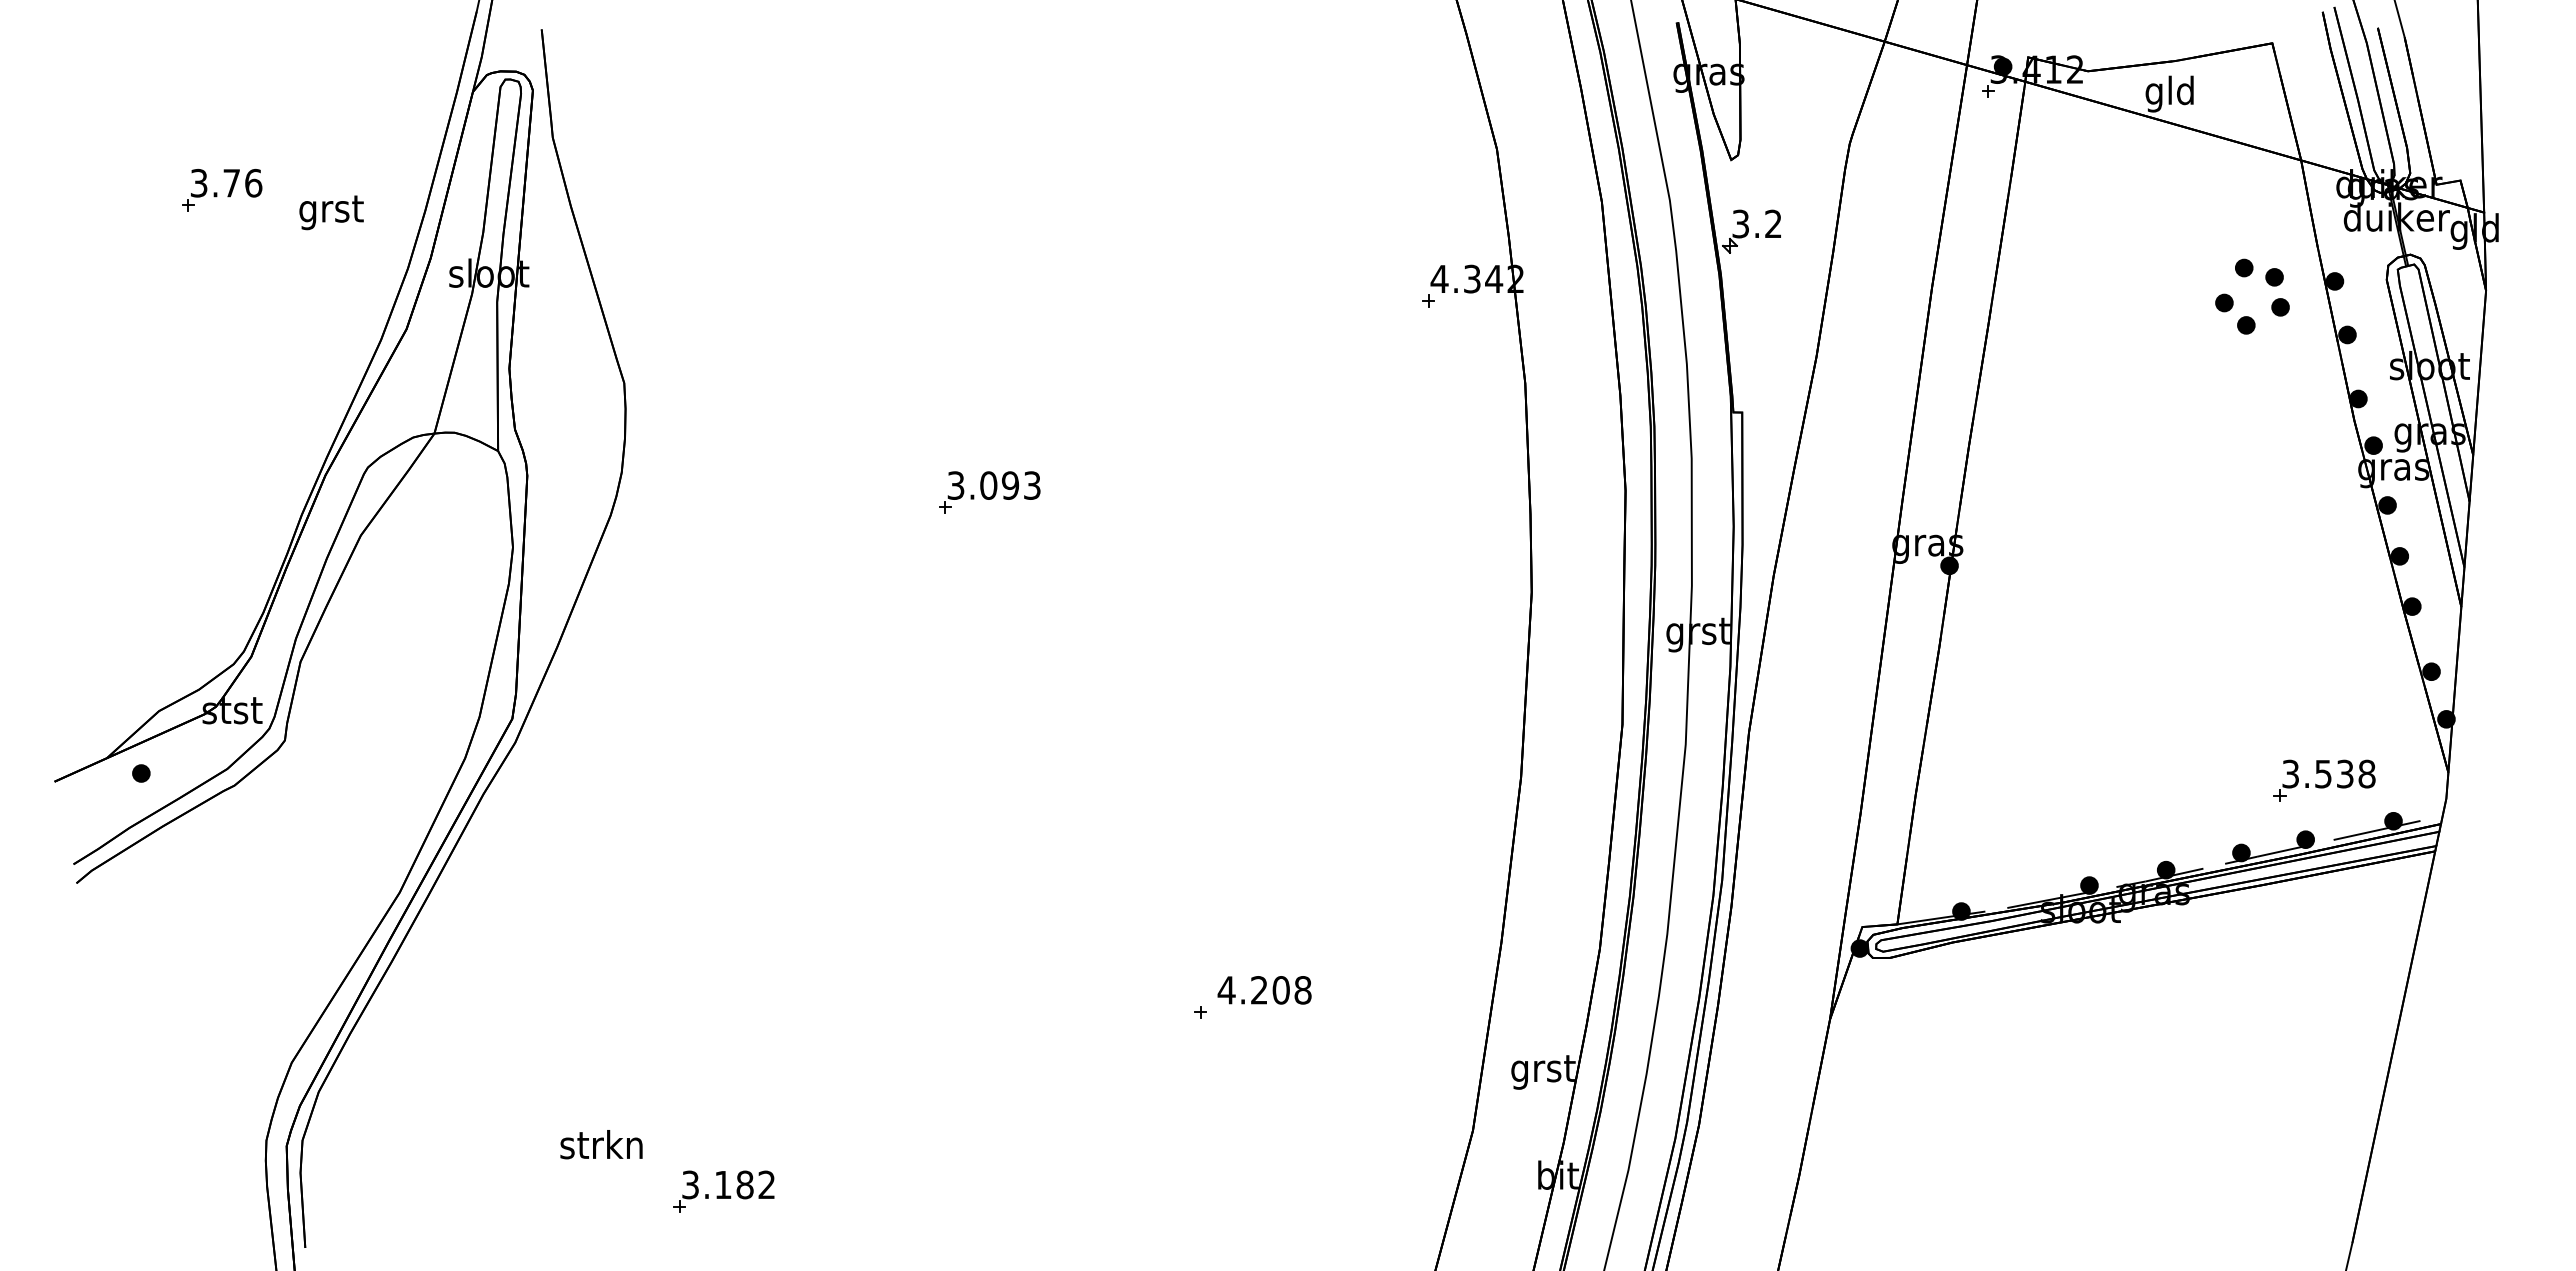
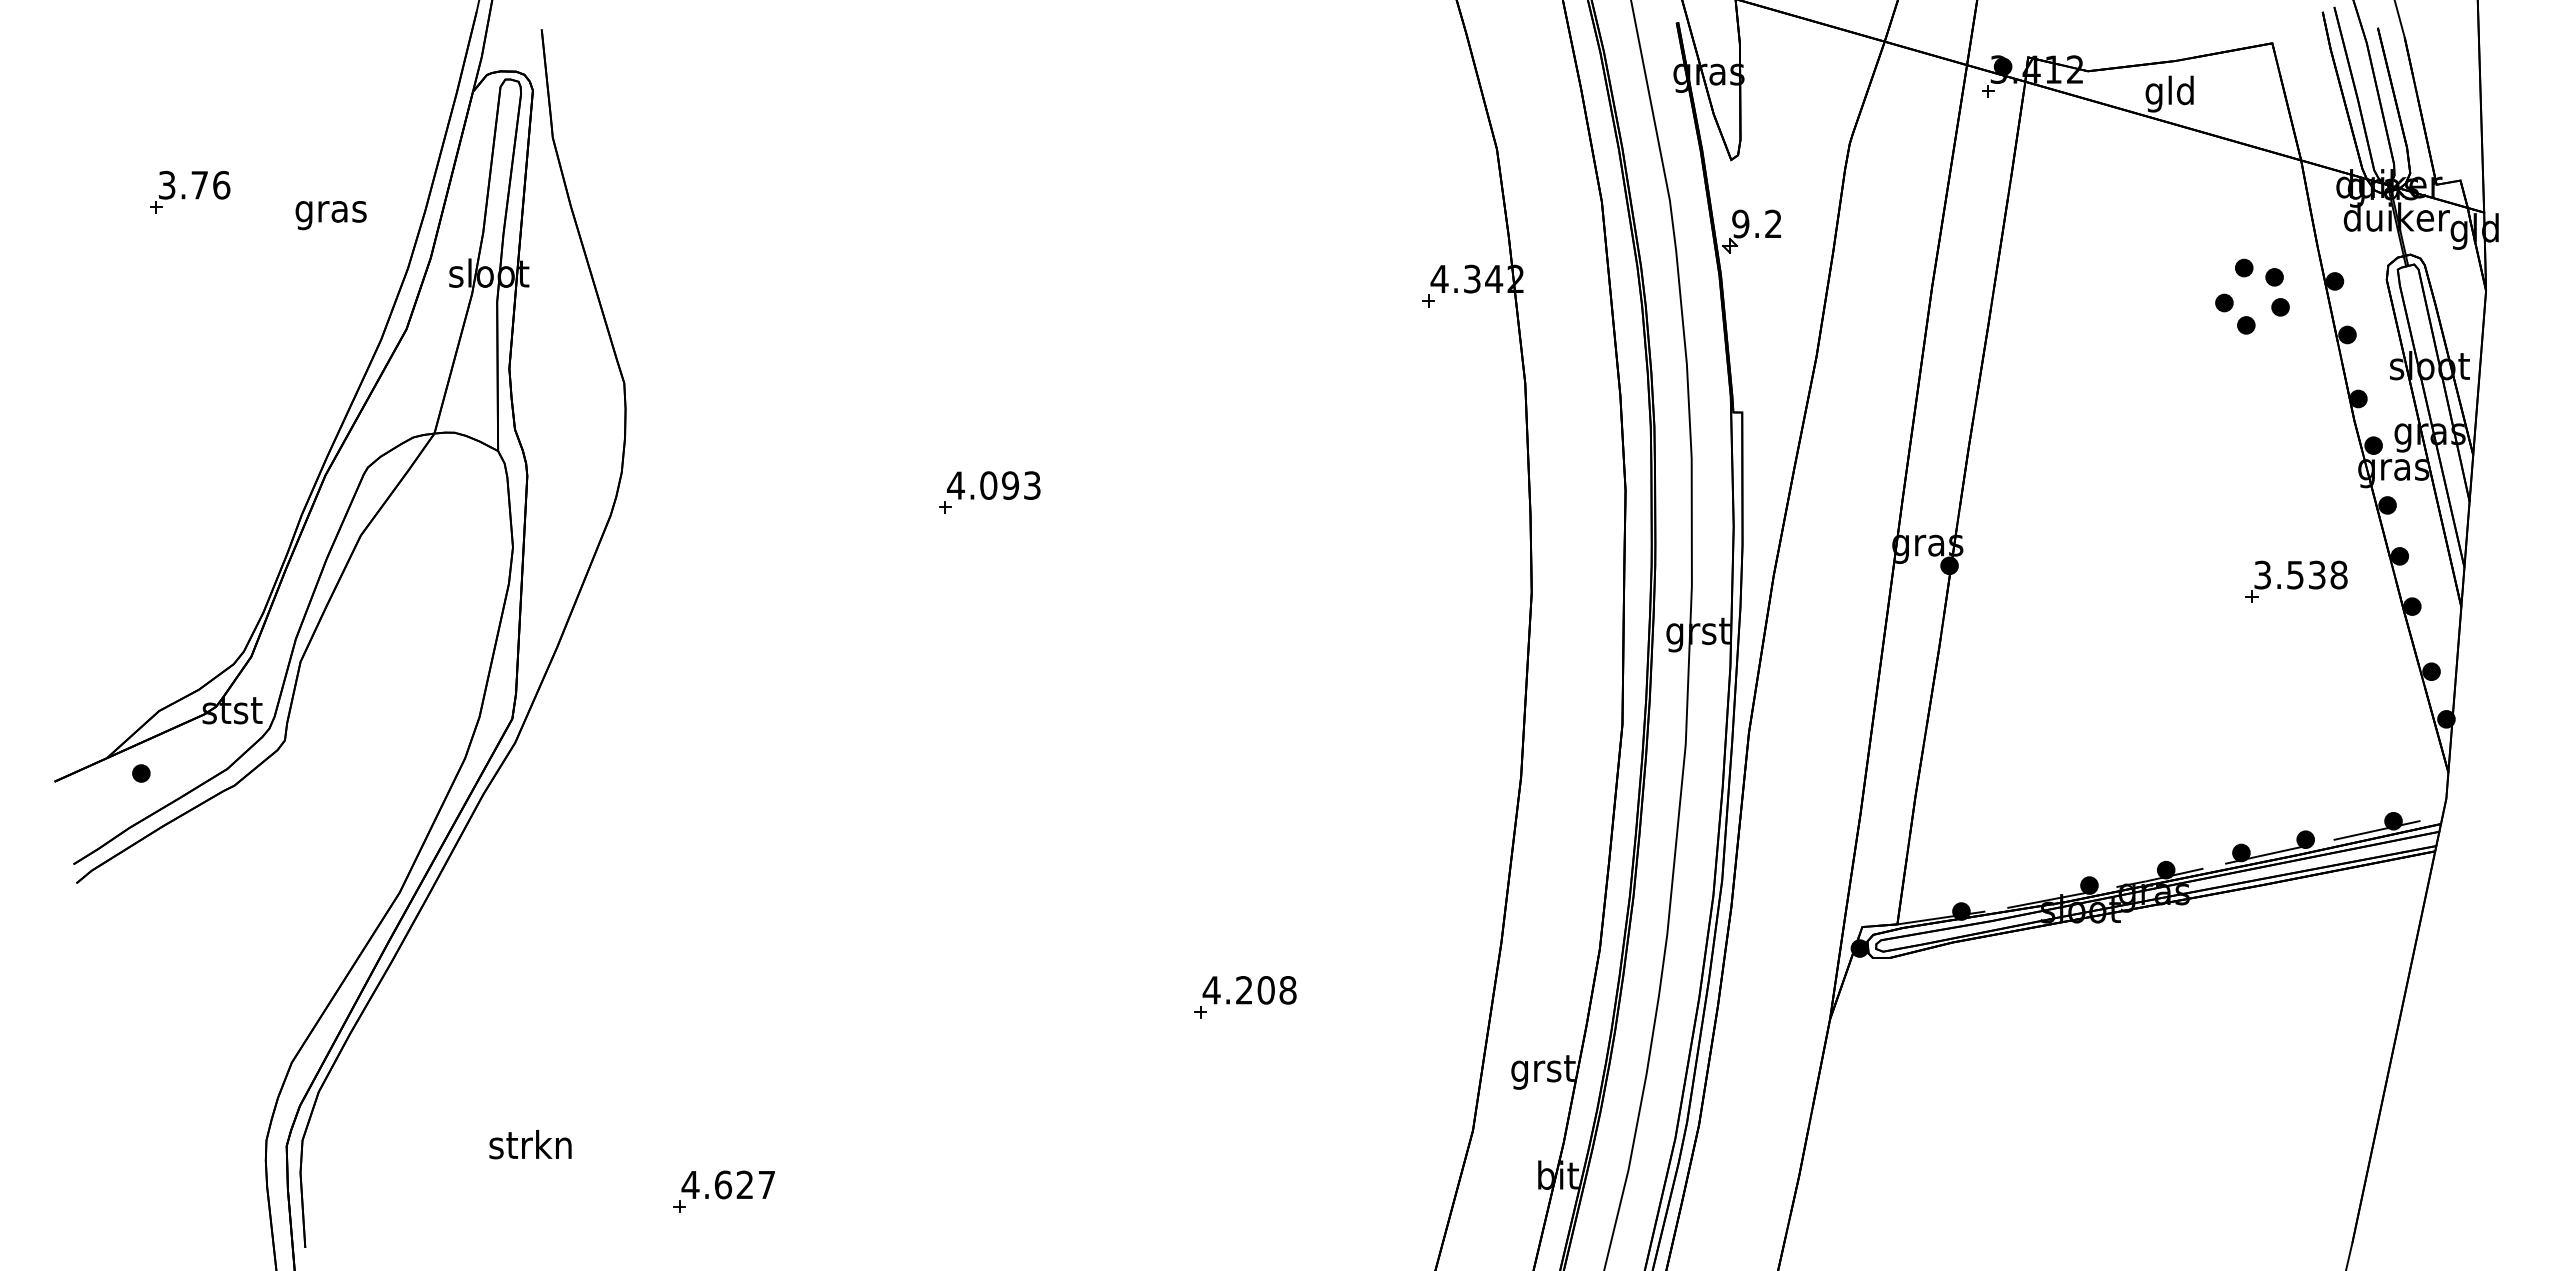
part position: (222, 190) -> (190, 192) (190, 192)
text: grst -> gras (330, 212)
text: 3.2 -> 9.2 (1740, 223)
text: 3.093 -> 4.093 (955, 485)
part position: (2324, 780) -> (2296, 581) (2296, 581)
text position: (1264, 990) -> (1249, 990) (1249, 990)
text position: (601, 1144) -> (530, 1144) (530, 1144)
text: 3.182 -> 4.627 (727, 1184)
